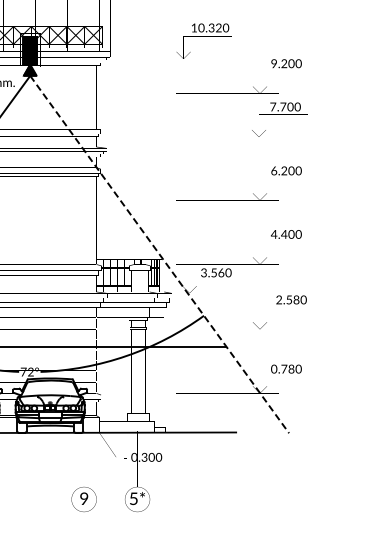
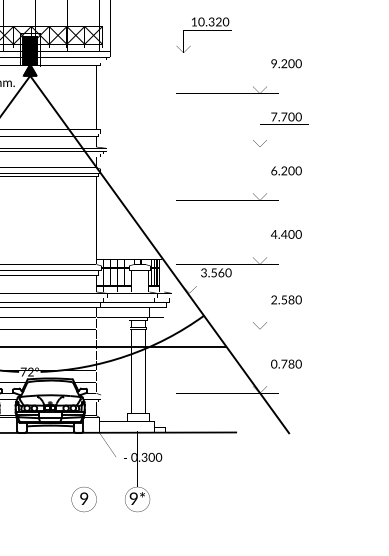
text position: (203, 40) -> (203, 34) (203, 34)
text position: (279, 119) -> (280, 129) (280, 129)
line: dashed -> solid (159, 254)
text position: (291, 299) -> (286, 299) (286, 299)
text position: (286, 368) -> (286, 363) (286, 363)
text: 5* -> 9* (133, 498)
